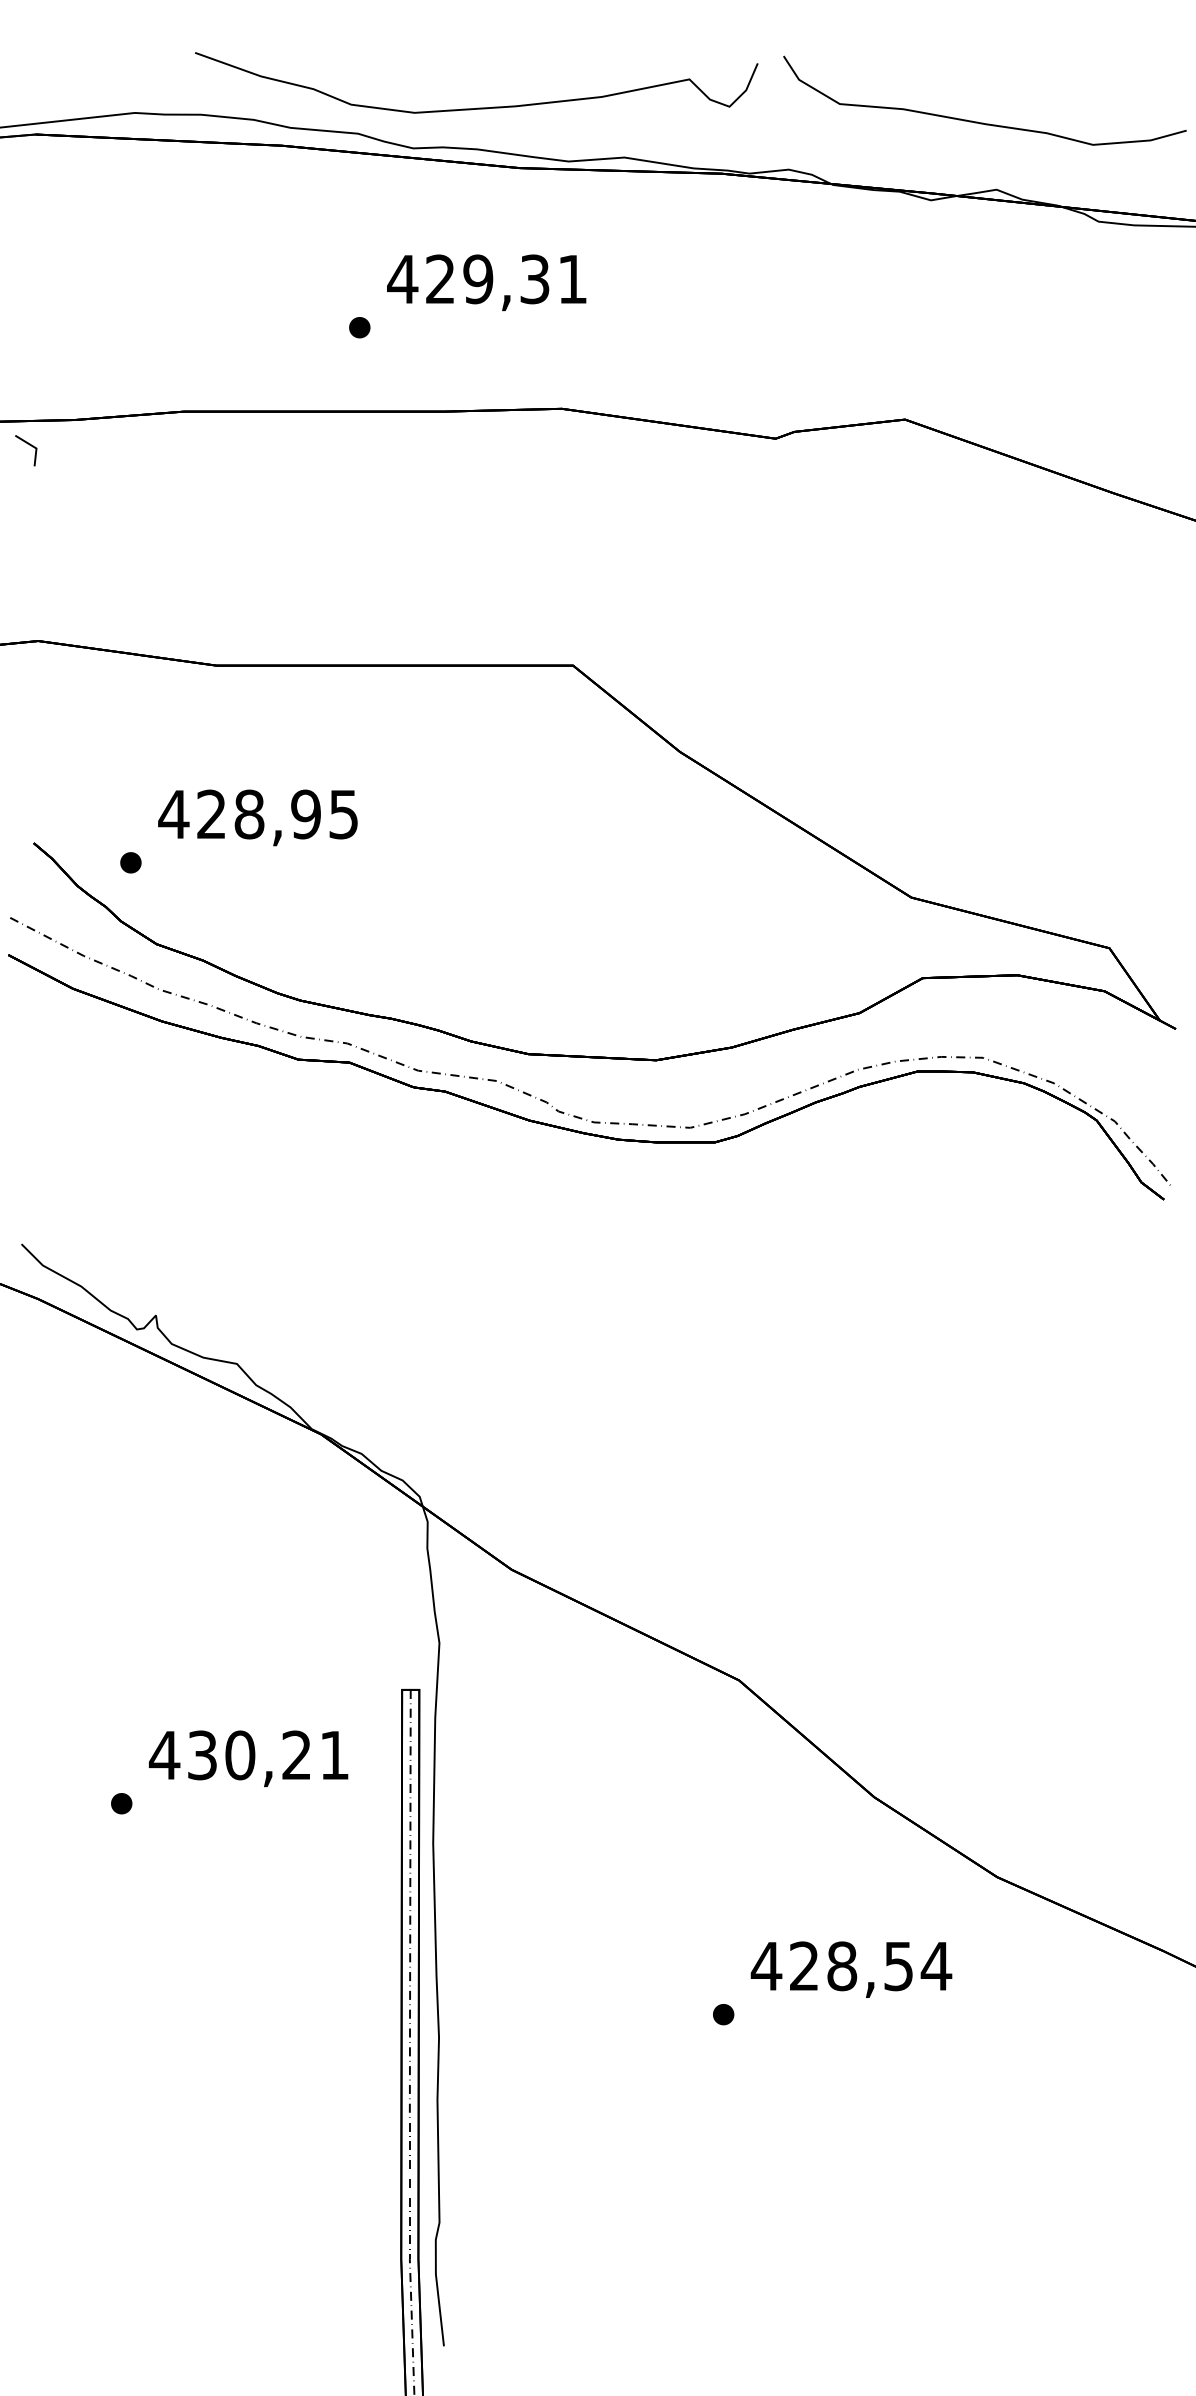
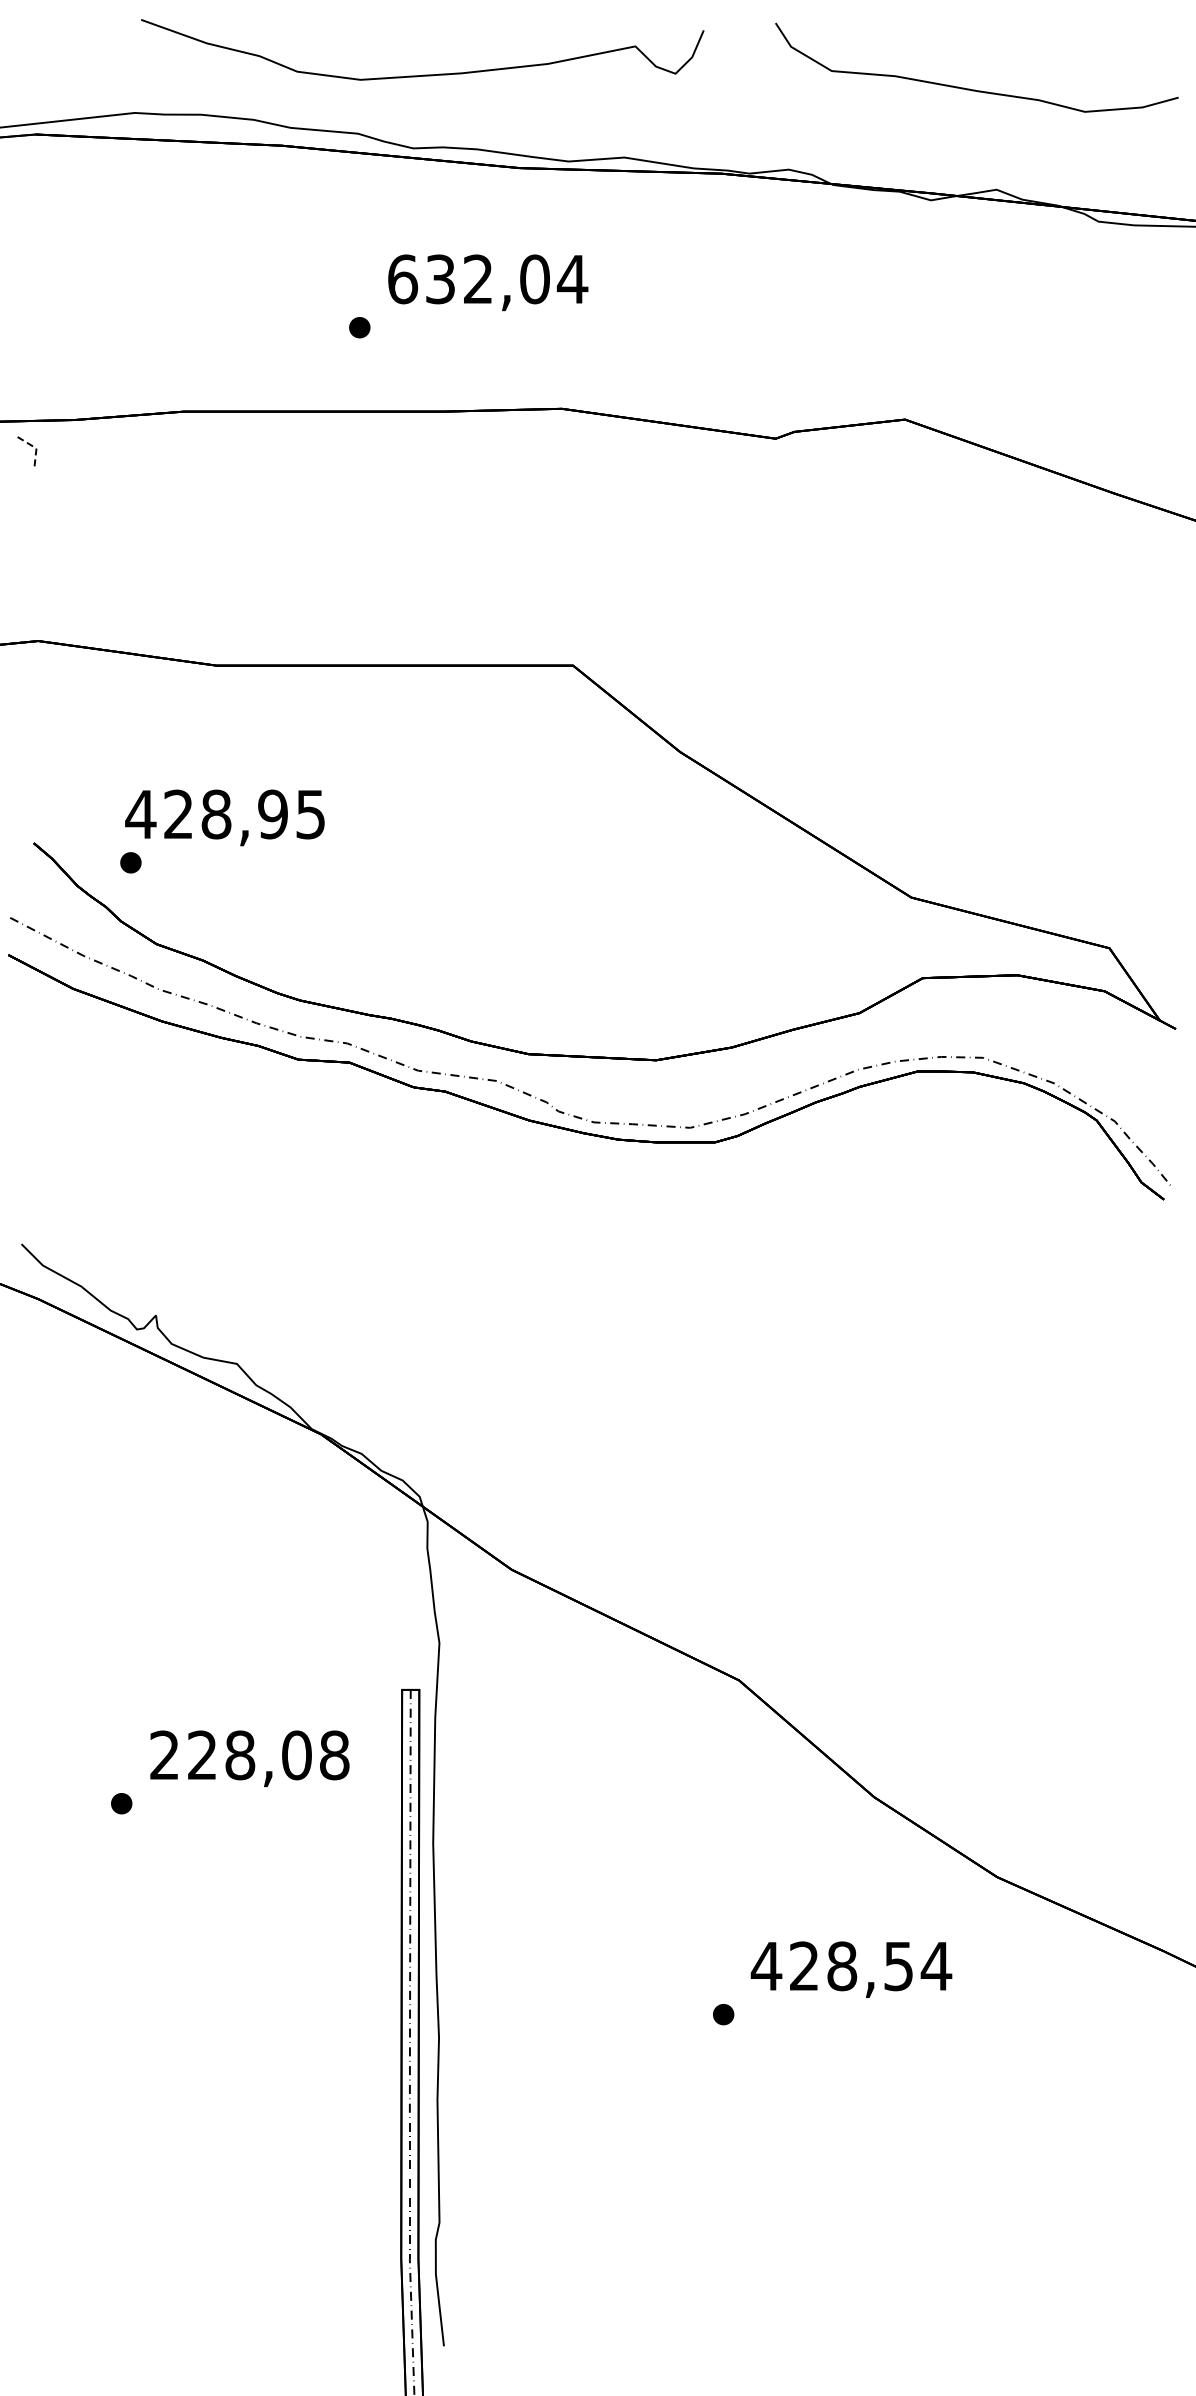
curve position: (477, 107) -> (423, 74) (423, 74)
curve position: (983, 122) -> (975, 89) (975, 89)
text: 429,31 -> 632,04 (487, 279)
line: solid -> dashed (33, 446)
text position: (257, 817) -> (224, 817) (224, 817)
text: 430,21 -> 228,08 (248, 1755)
